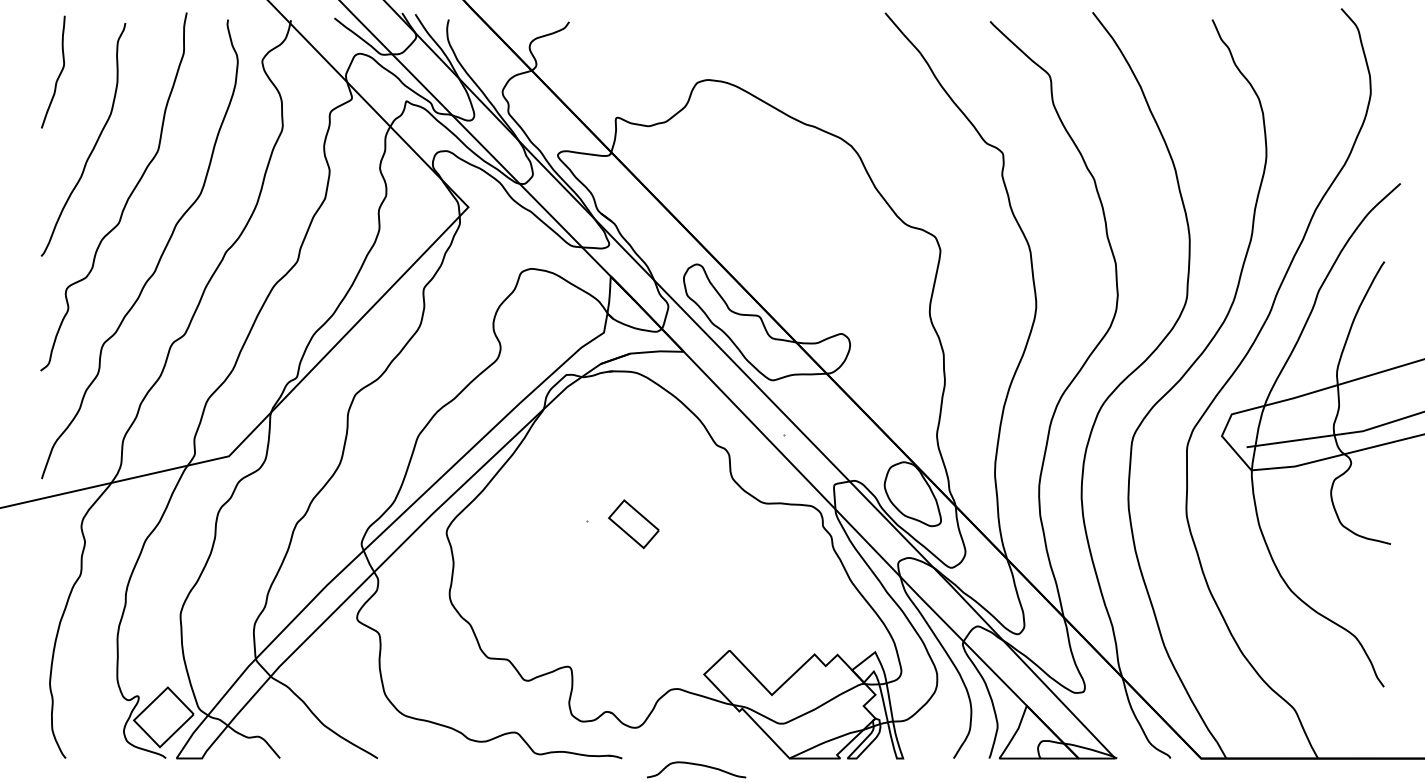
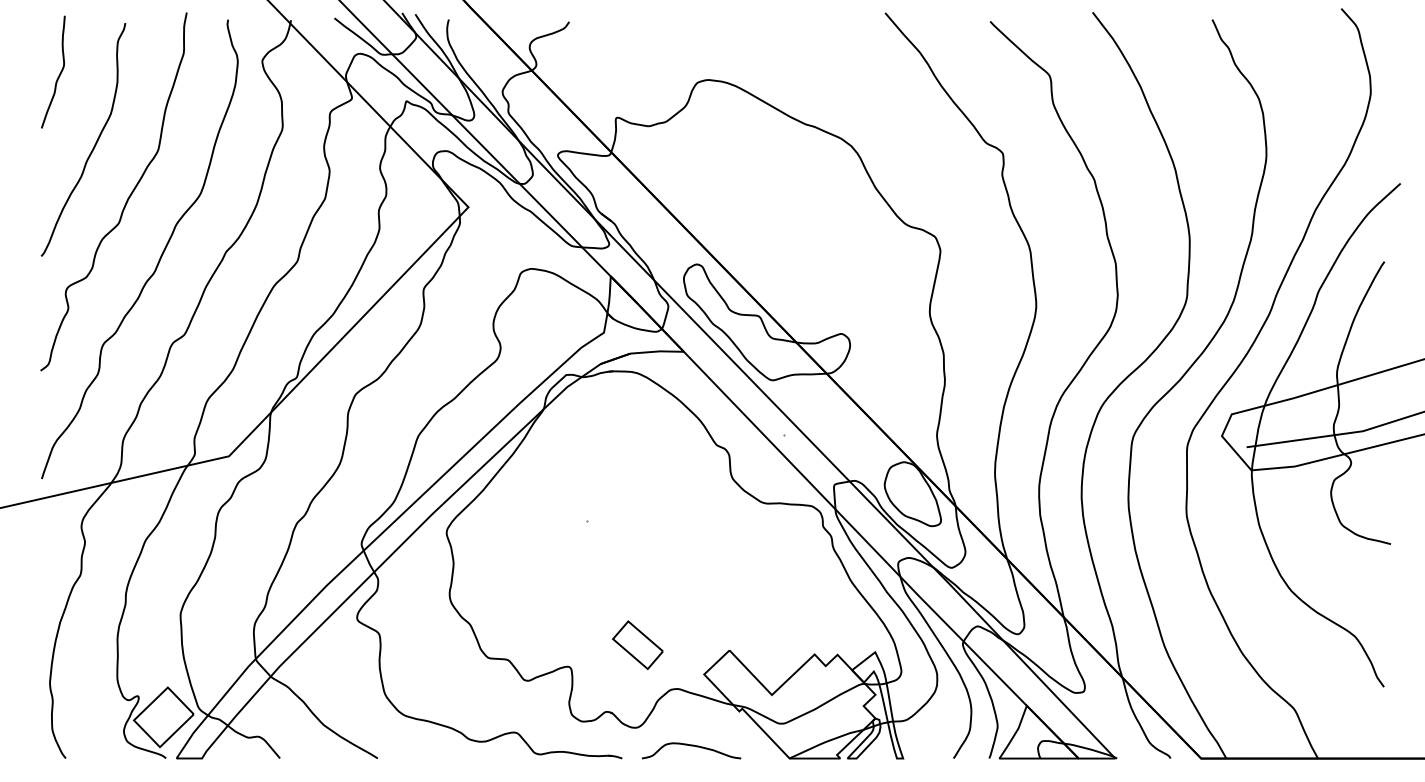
part position: (633, 524) -> (637, 645) (637, 645)
curve position: (696, 765) -> (691, 746) (691, 746)
